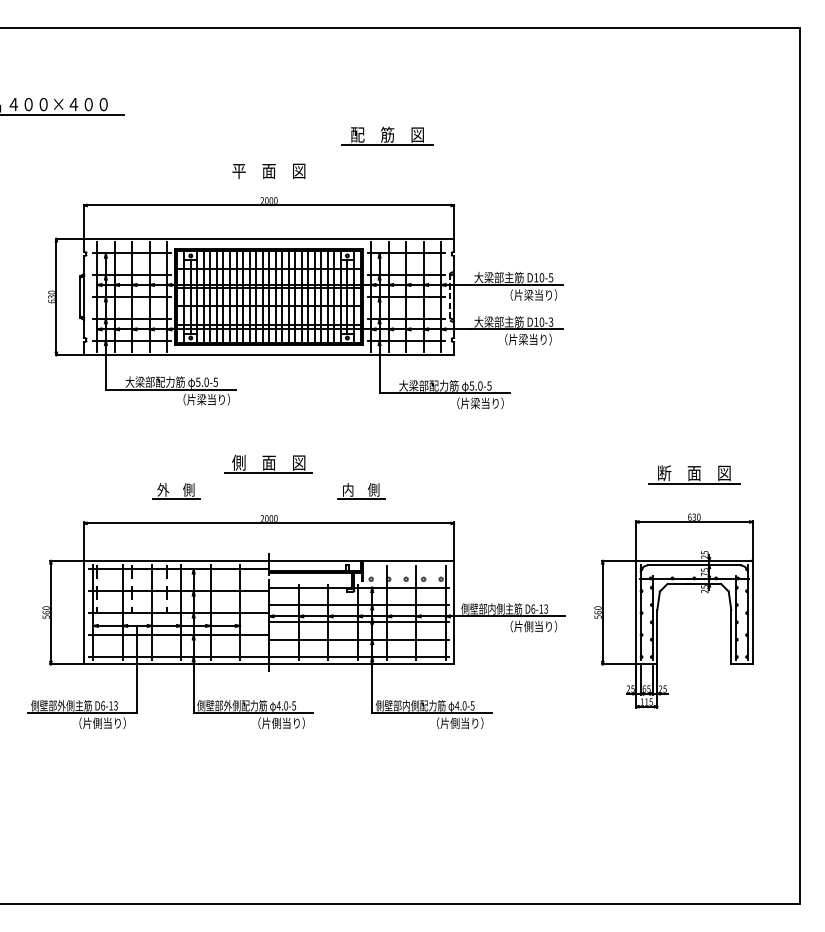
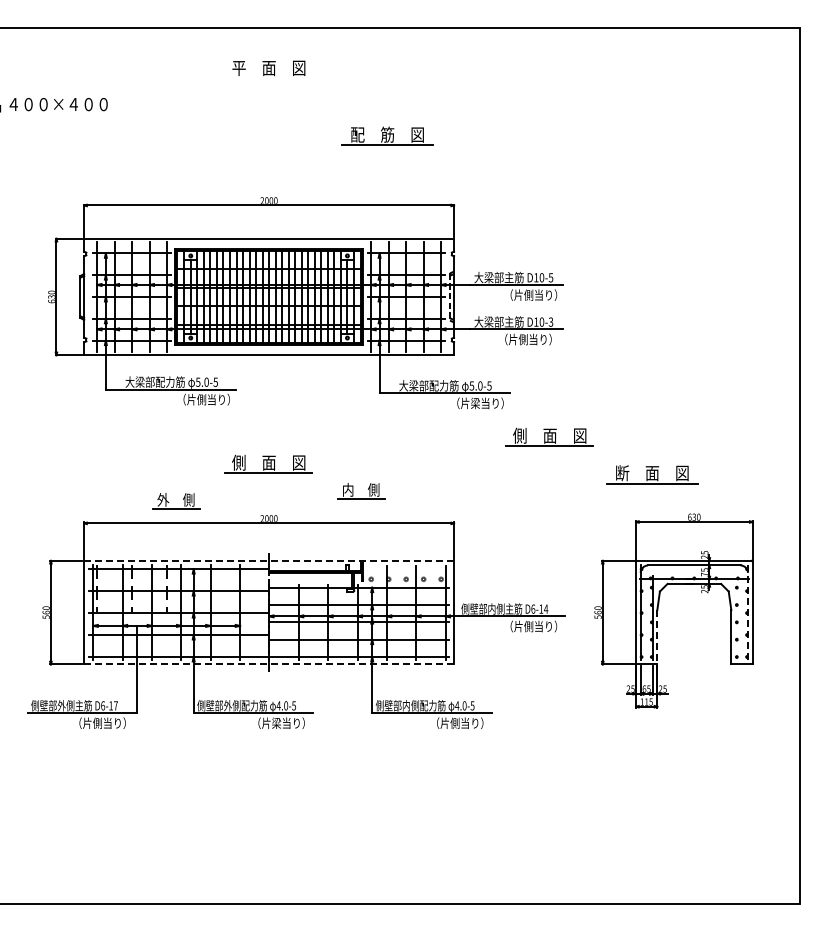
line: present -> none (62, 114)
text position: (268, 171) -> (268, 68) (268, 68)
text: （片梁当り） -> （片側当り） (528, 294)
text: （片梁当り） -> （片側当り） (522, 339)
text: （片梁当り） -> （片側当り） (201, 399)
part: none -> present (549, 436)
part position: (694, 474) -> (652, 474) (652, 474)
part position: (176, 498) -> (176, 508) (176, 508)
line: solid -> dashed (269, 560)
text: D6-13 -> D6-14 (546, 608)
line: solid -> dashed (747, 612)
line: present -> none (735, 617)
line: solid -> dashed (657, 637)
line: solid -> dashed (269, 664)
text: D6-13 -> D6-17 (115, 705)
text: （片側当り） -> （片梁当り） (276, 722)
